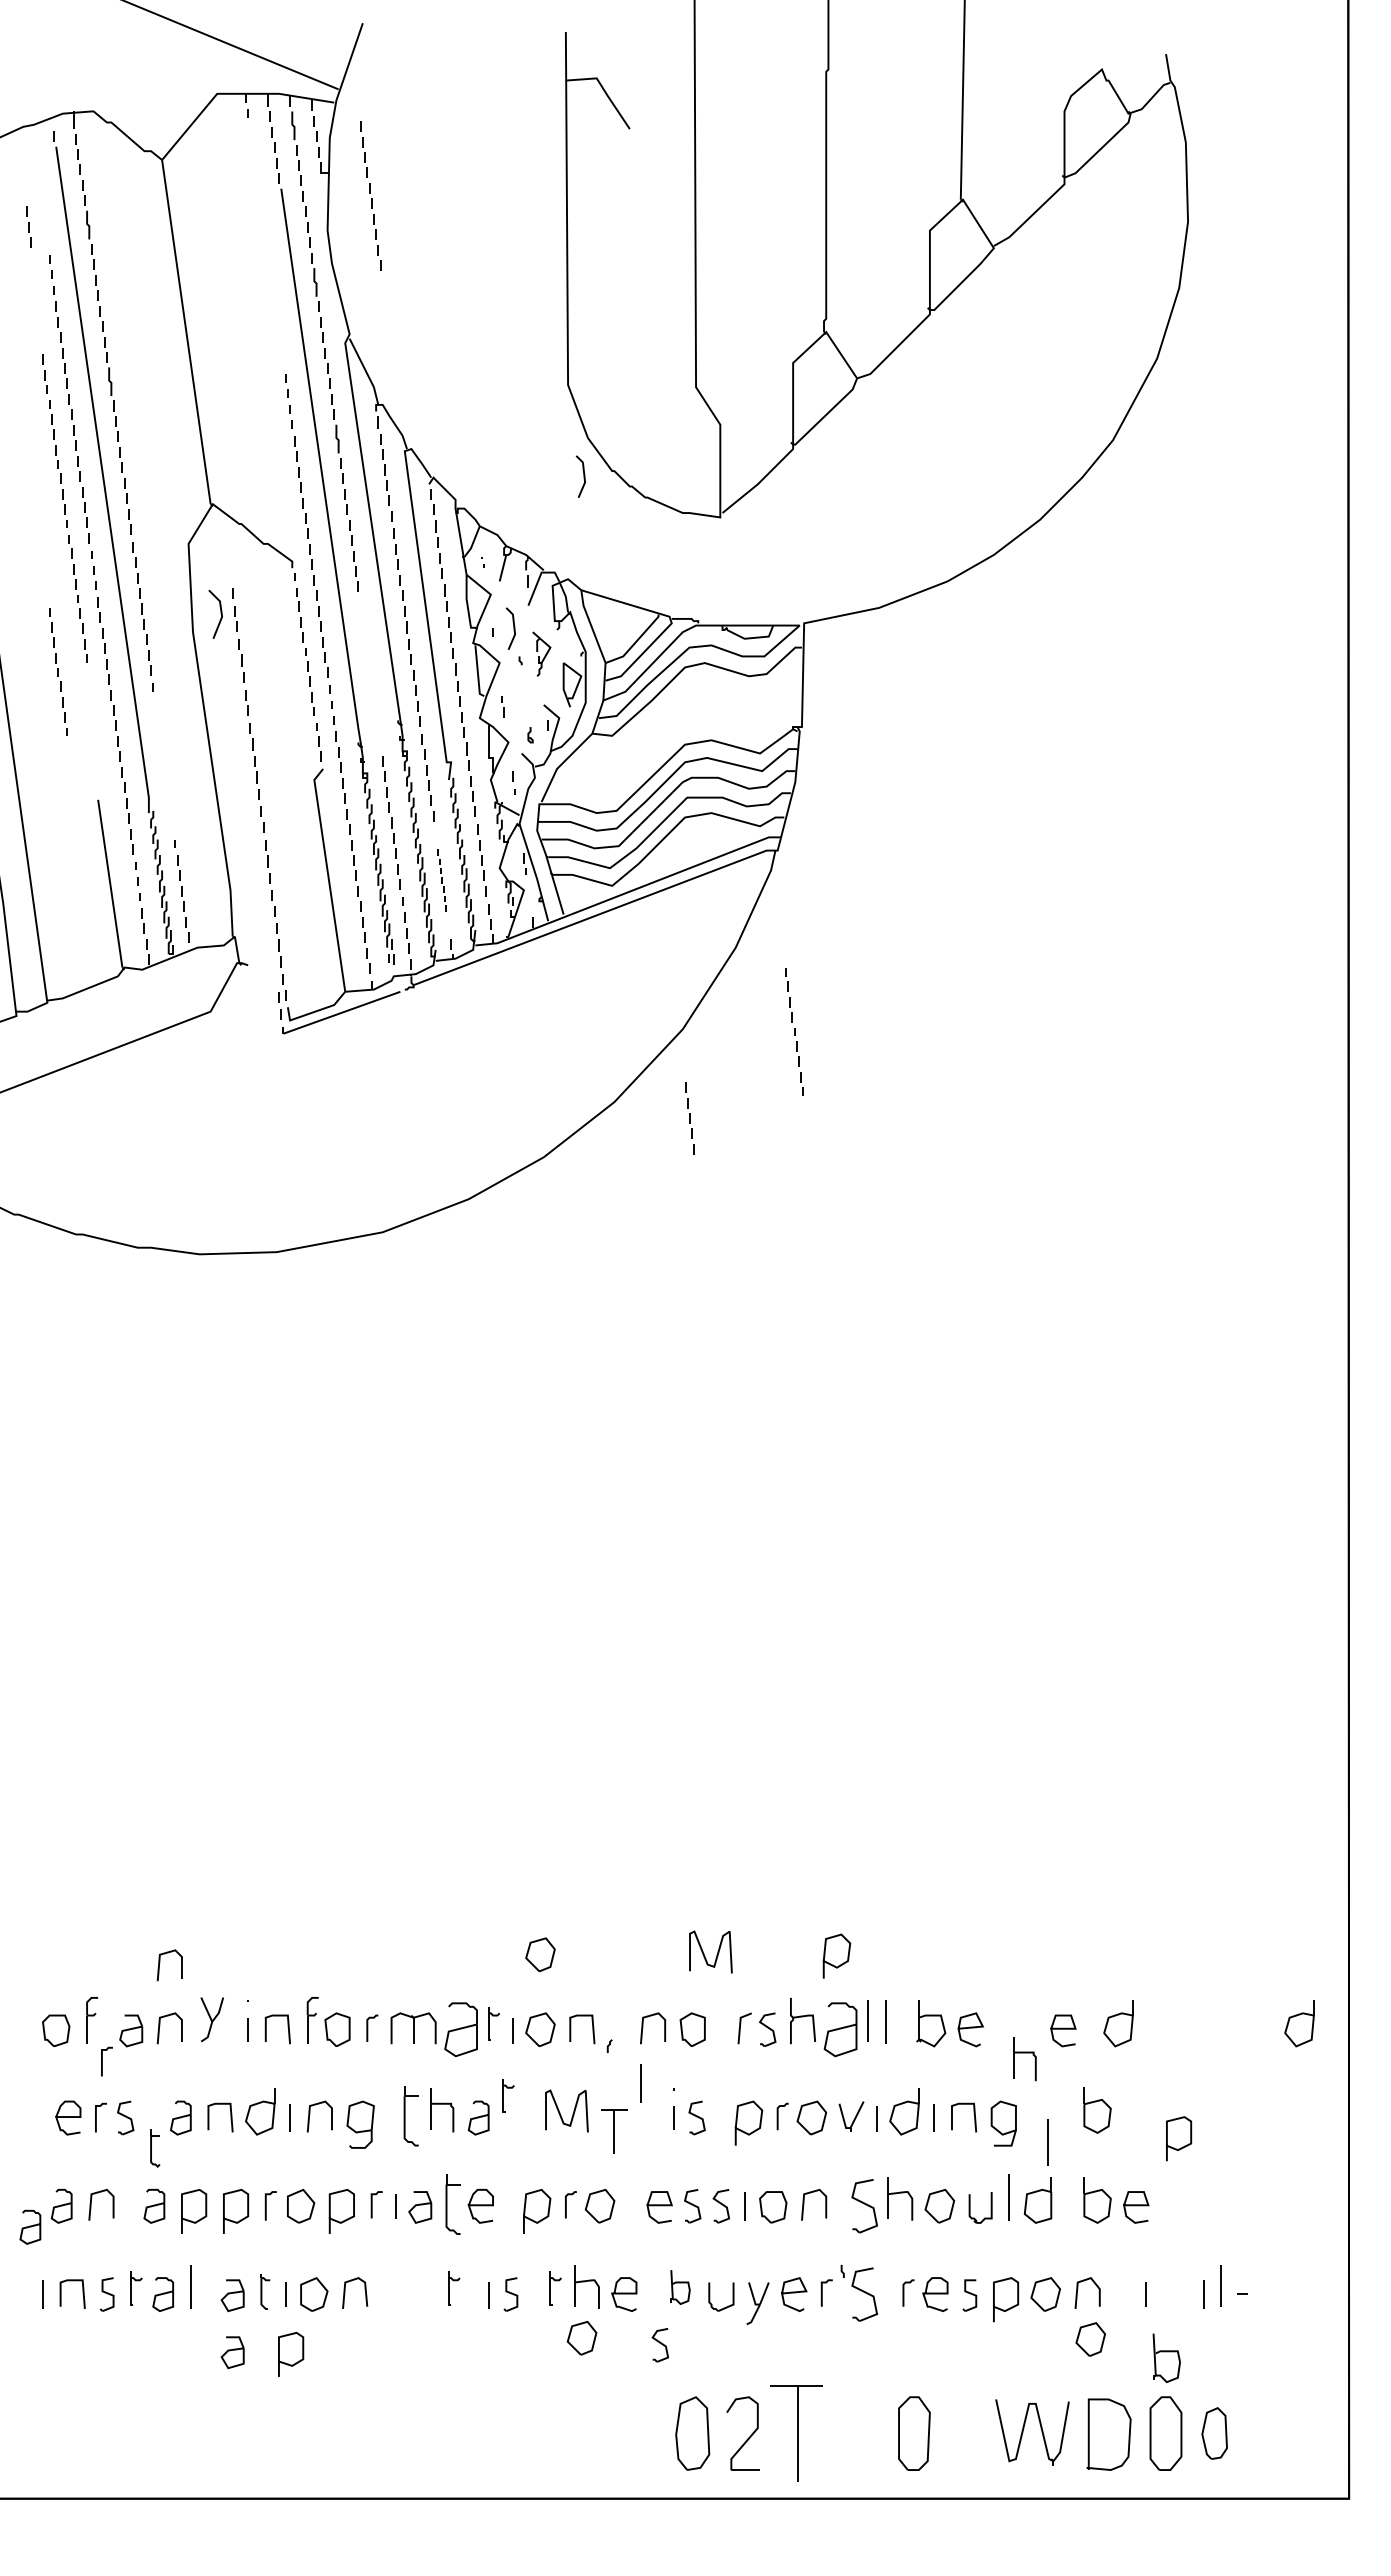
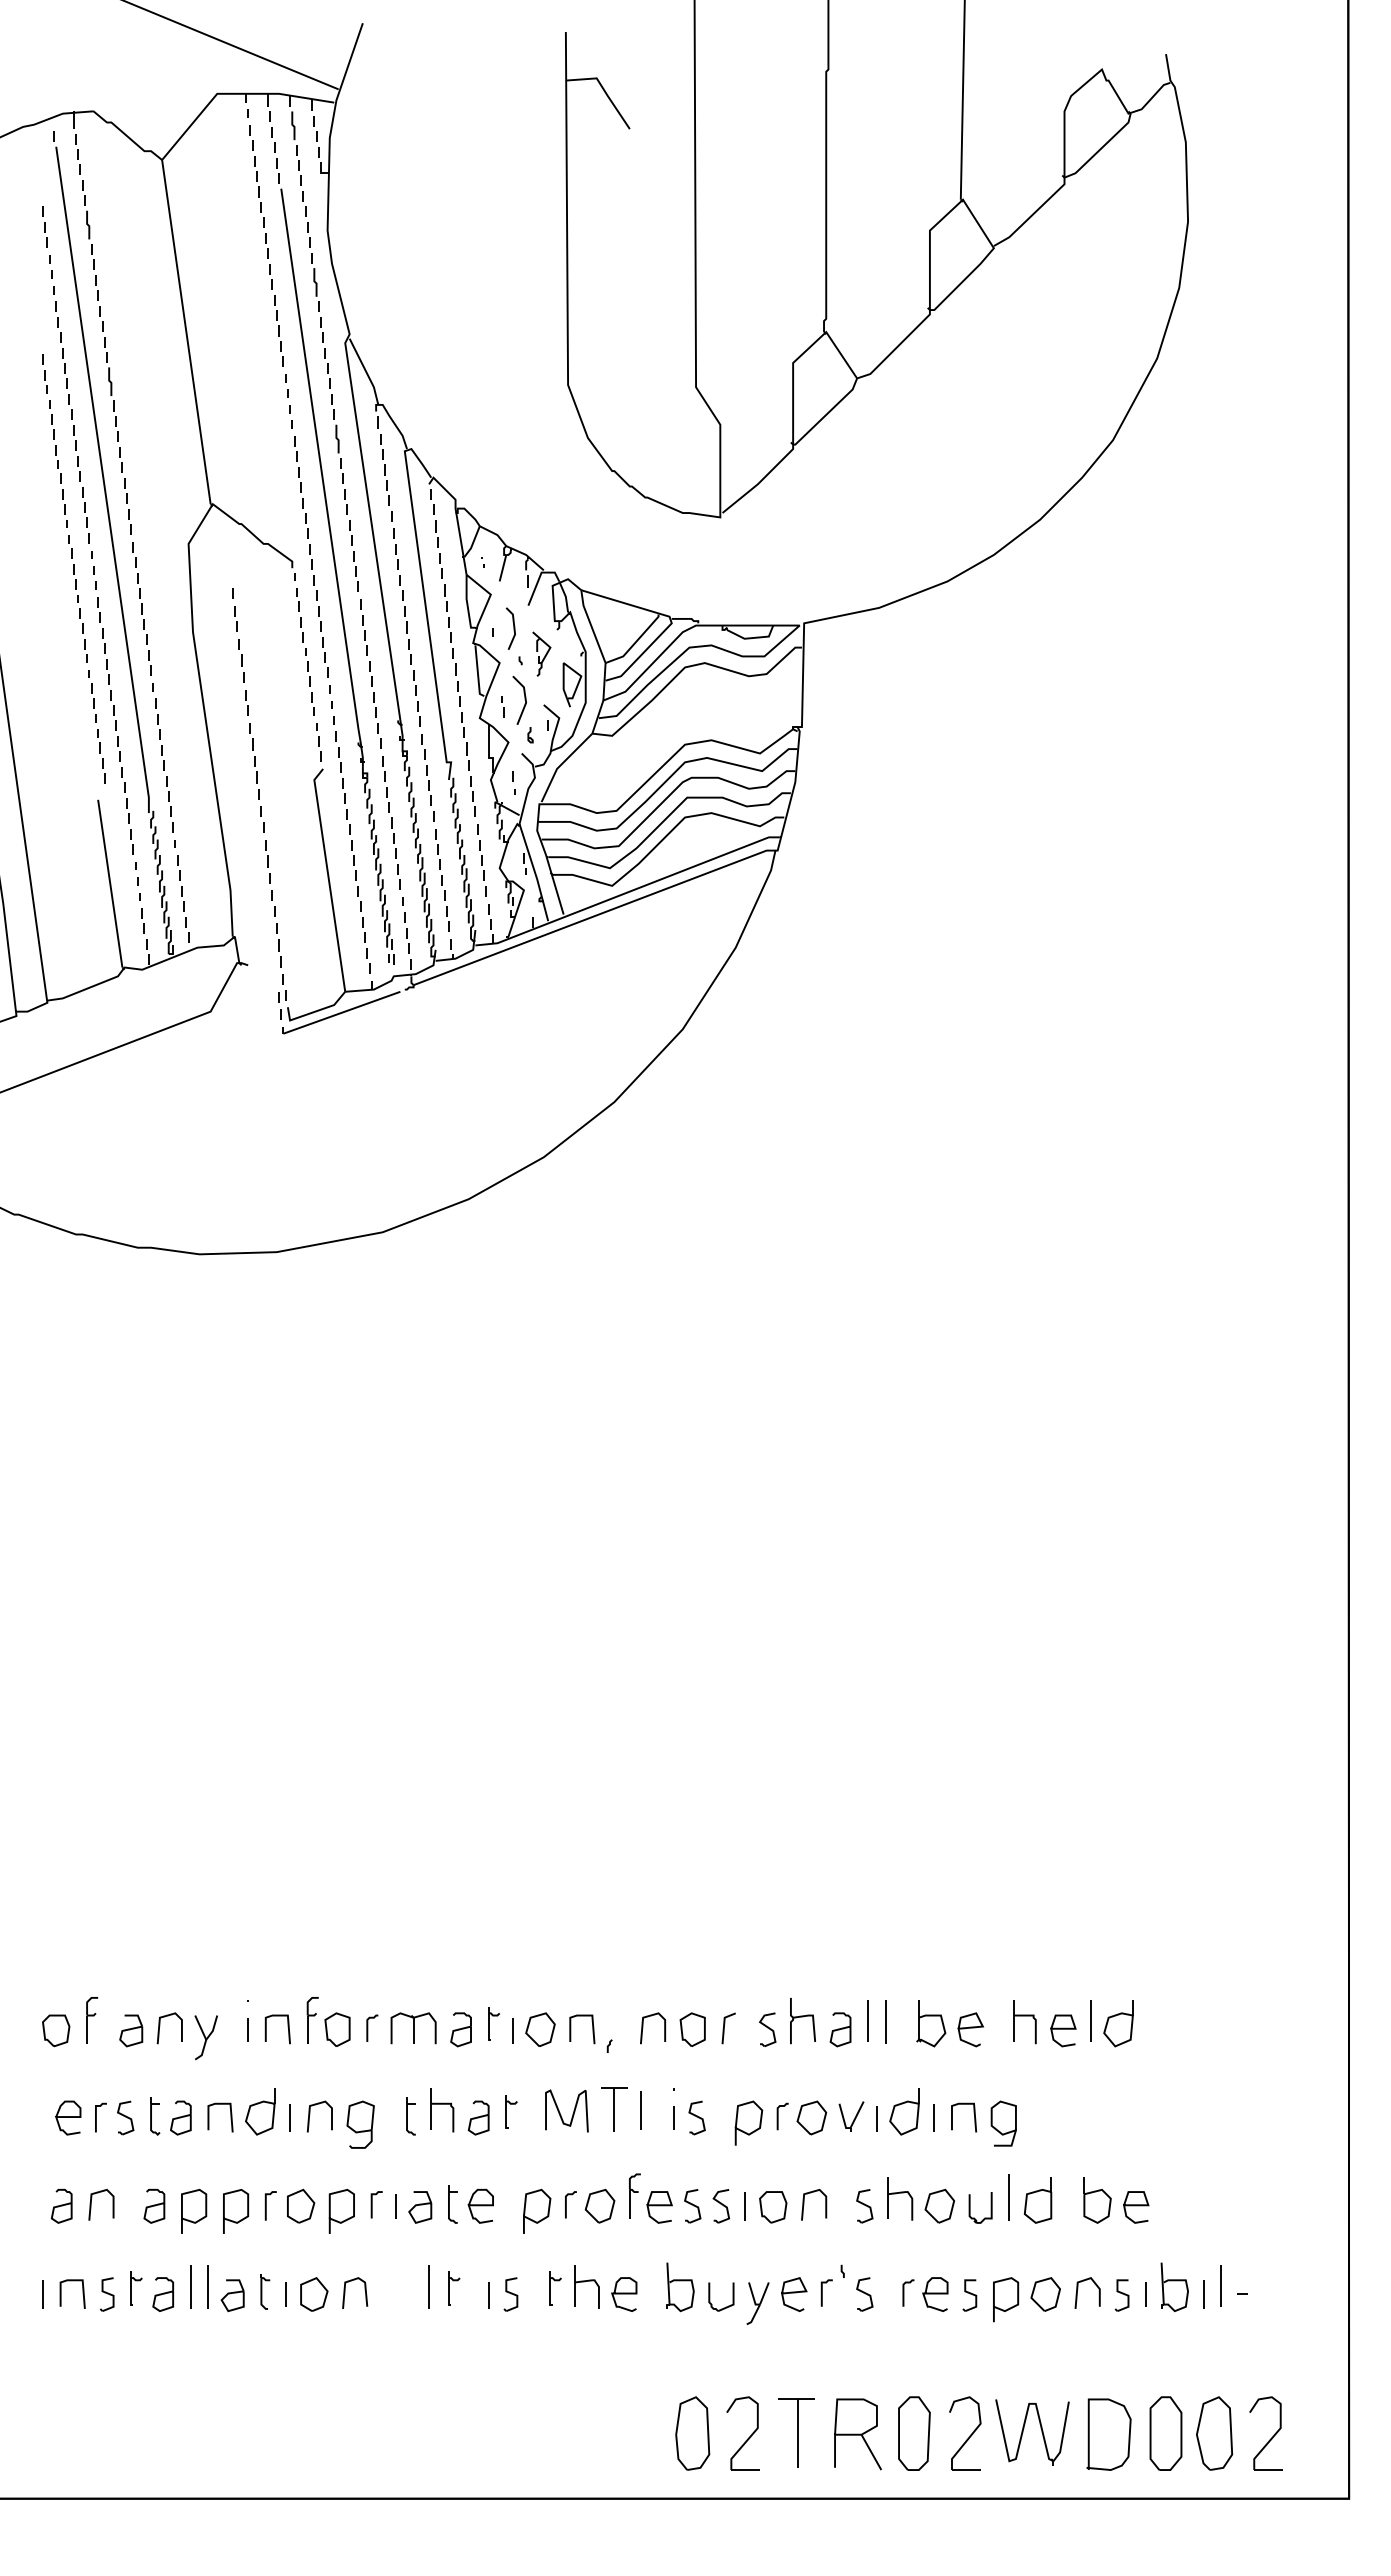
part position: (370, 195) -> (370, 673) (370, 673)
part position: (28, 226) -> (44, 226) (44, 226)
part: none -> present (266, 245)
line: present -> none (583, 476)
line position: (220, 613) -> (524, 699) (524, 699)
part: present -> none (58, 671)
part: none -> present (96, 726)
part: none -> present (164, 765)
part size: 10x63 px -> 15x103 px (442, 880)
part: present -> none (794, 1031)
part: present -> none (689, 1118)
curve: present -> none (704, 1953)
part: present -> none (540, 1954)
line: present -> none (160, 1963)
curve: present -> none (831, 1963)
part position: (211, 2019) -> (205, 2037) (205, 2037)
line: none -> present (1090, 2020)
part: present -> none (1299, 2023)
line position: (740, 2028) -> (724, 2028) (724, 2028)
part size: 34x56 px -> 22x36 px (460, 2029)
part size: 35x56 px -> 23x36 px (840, 2029)
part position: (1024, 2059) -> (1024, 2022) (1024, 2022)
line: present -> none (102, 2061)
line position: (640, 2083) -> (640, 2110) (640, 2110)
part position: (508, 2095) -> (511, 2111) (511, 2111)
part: present -> none (1097, 2110)
part size: 16x61 px -> 10x39 px (410, 2116)
part position: (614, 2131) -> (614, 2109) (614, 2109)
line: present -> none (1047, 2142)
curve: present -> none (1182, 2146)
part position: (155, 2148) -> (155, 2116) (155, 2116)
part: none -> present (634, 2195)
part size: 16x61 px -> 10x39 px (452, 2204)
part size: 27x55 px -> 18x35 px (864, 2206)
part: present -> none (30, 2226)
line: none -> present (207, 2286)
line: none -> present (428, 2286)
part size: 21x35 px -> 29x51 px (680, 2287)
part size: 27x55 px -> 18x35 px (864, 2294)
part: none -> present (1121, 2295)
part: present -> none (581, 2337)
part: present -> none (1090, 2339)
part: present -> none (660, 2345)
part: present -> none (232, 2352)
part position: (1166, 2358) -> (1174, 2287) (1174, 2287)
curve: present -> none (295, 2362)
part size: 53x97 px -> 37x70 px (796, 2432)
part: none -> present (965, 2433)
part size: 27x53 px -> 38x75 px (1214, 2433)
part: none -> present (857, 2434)
part: none -> present (1270, 2438)
